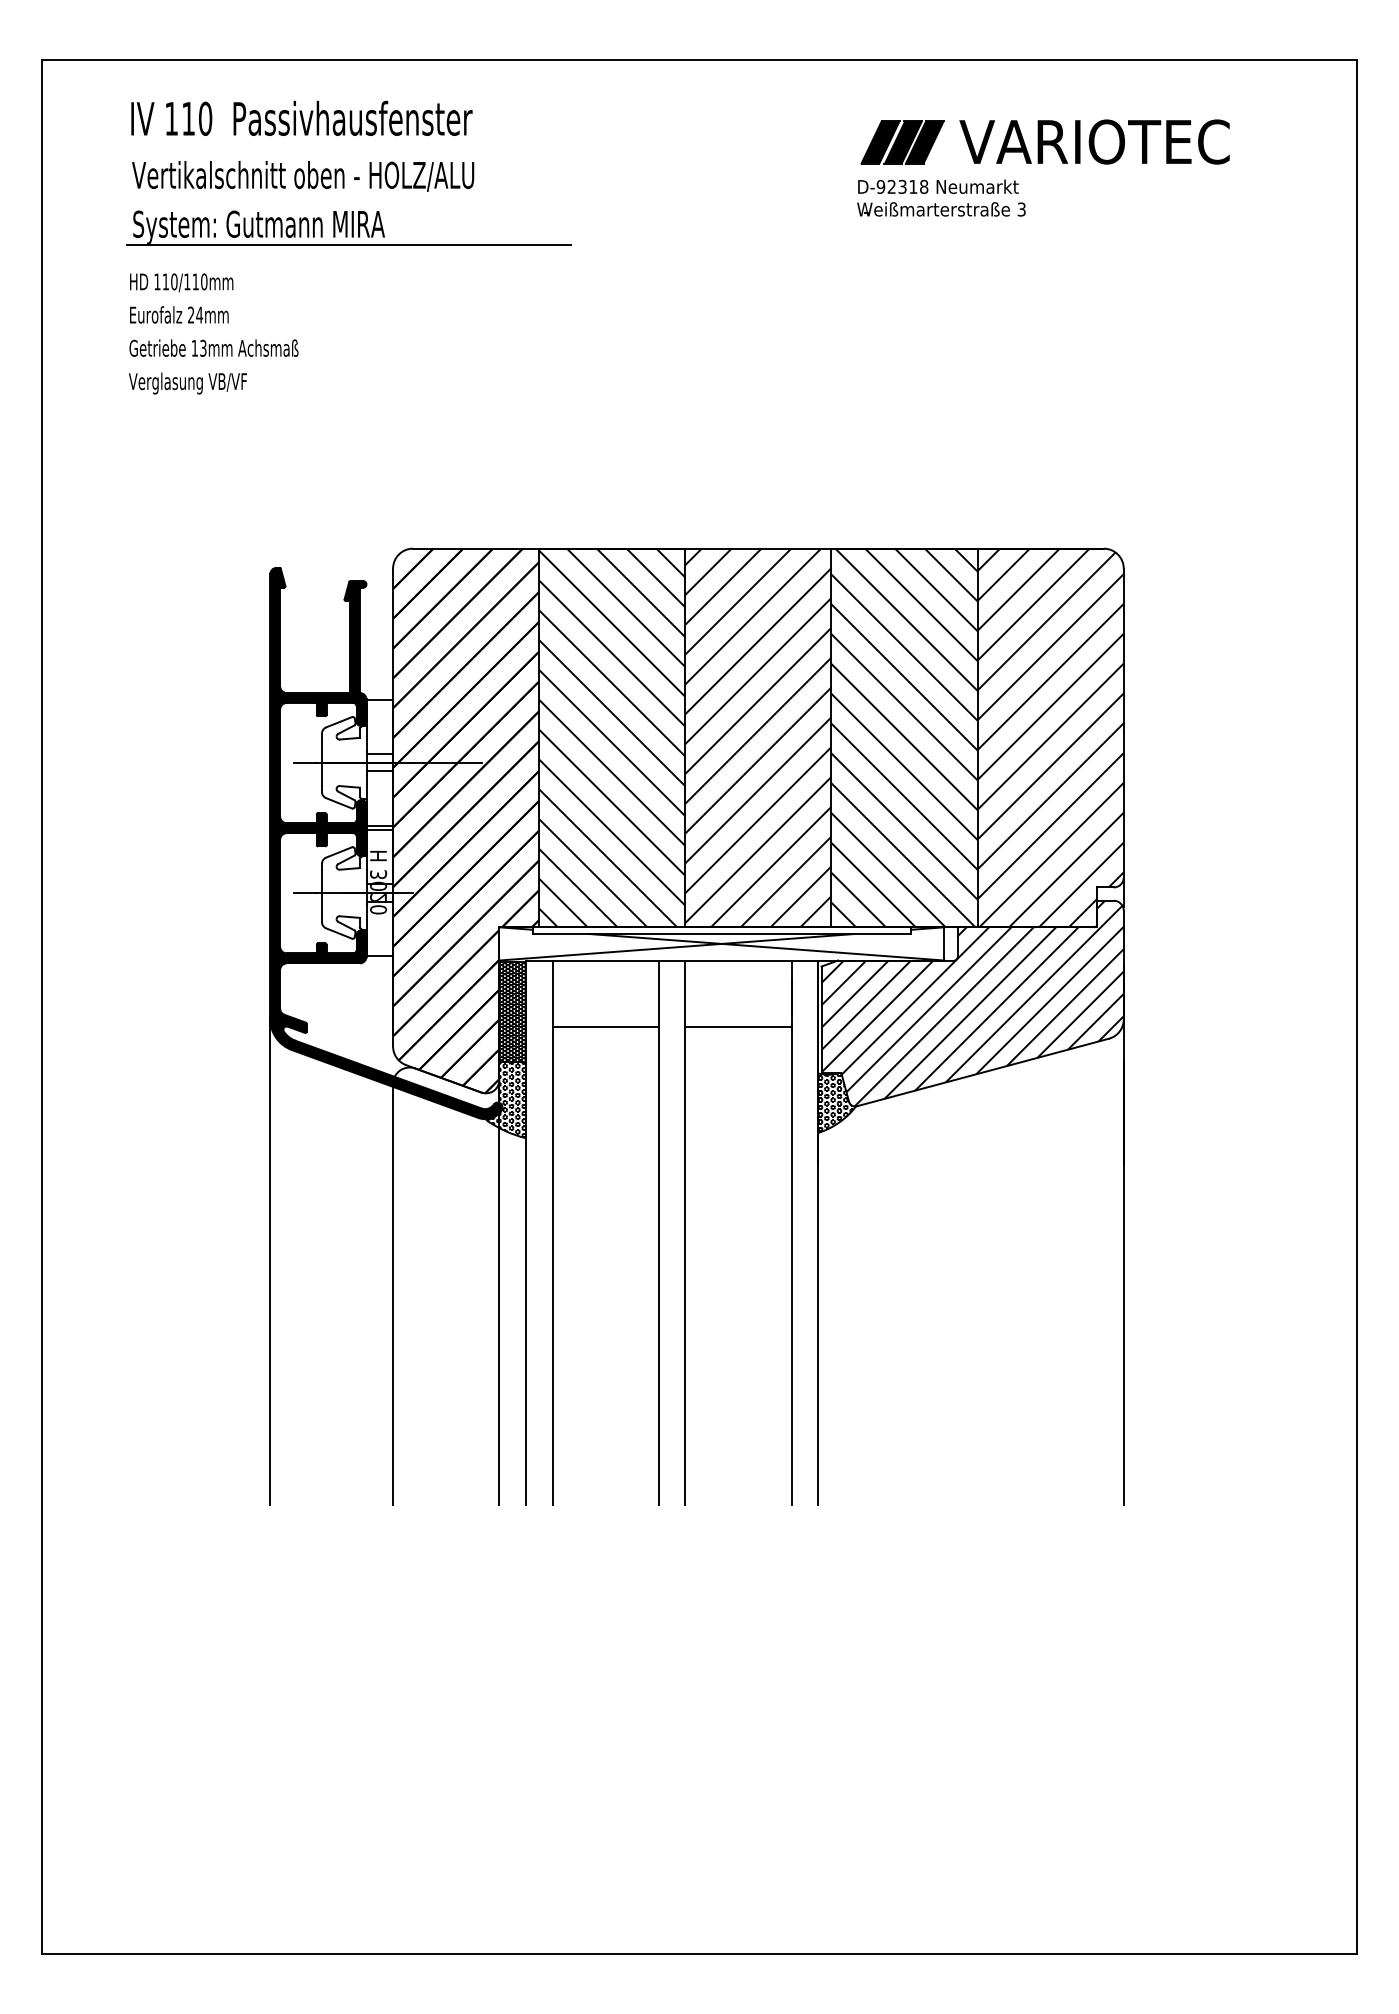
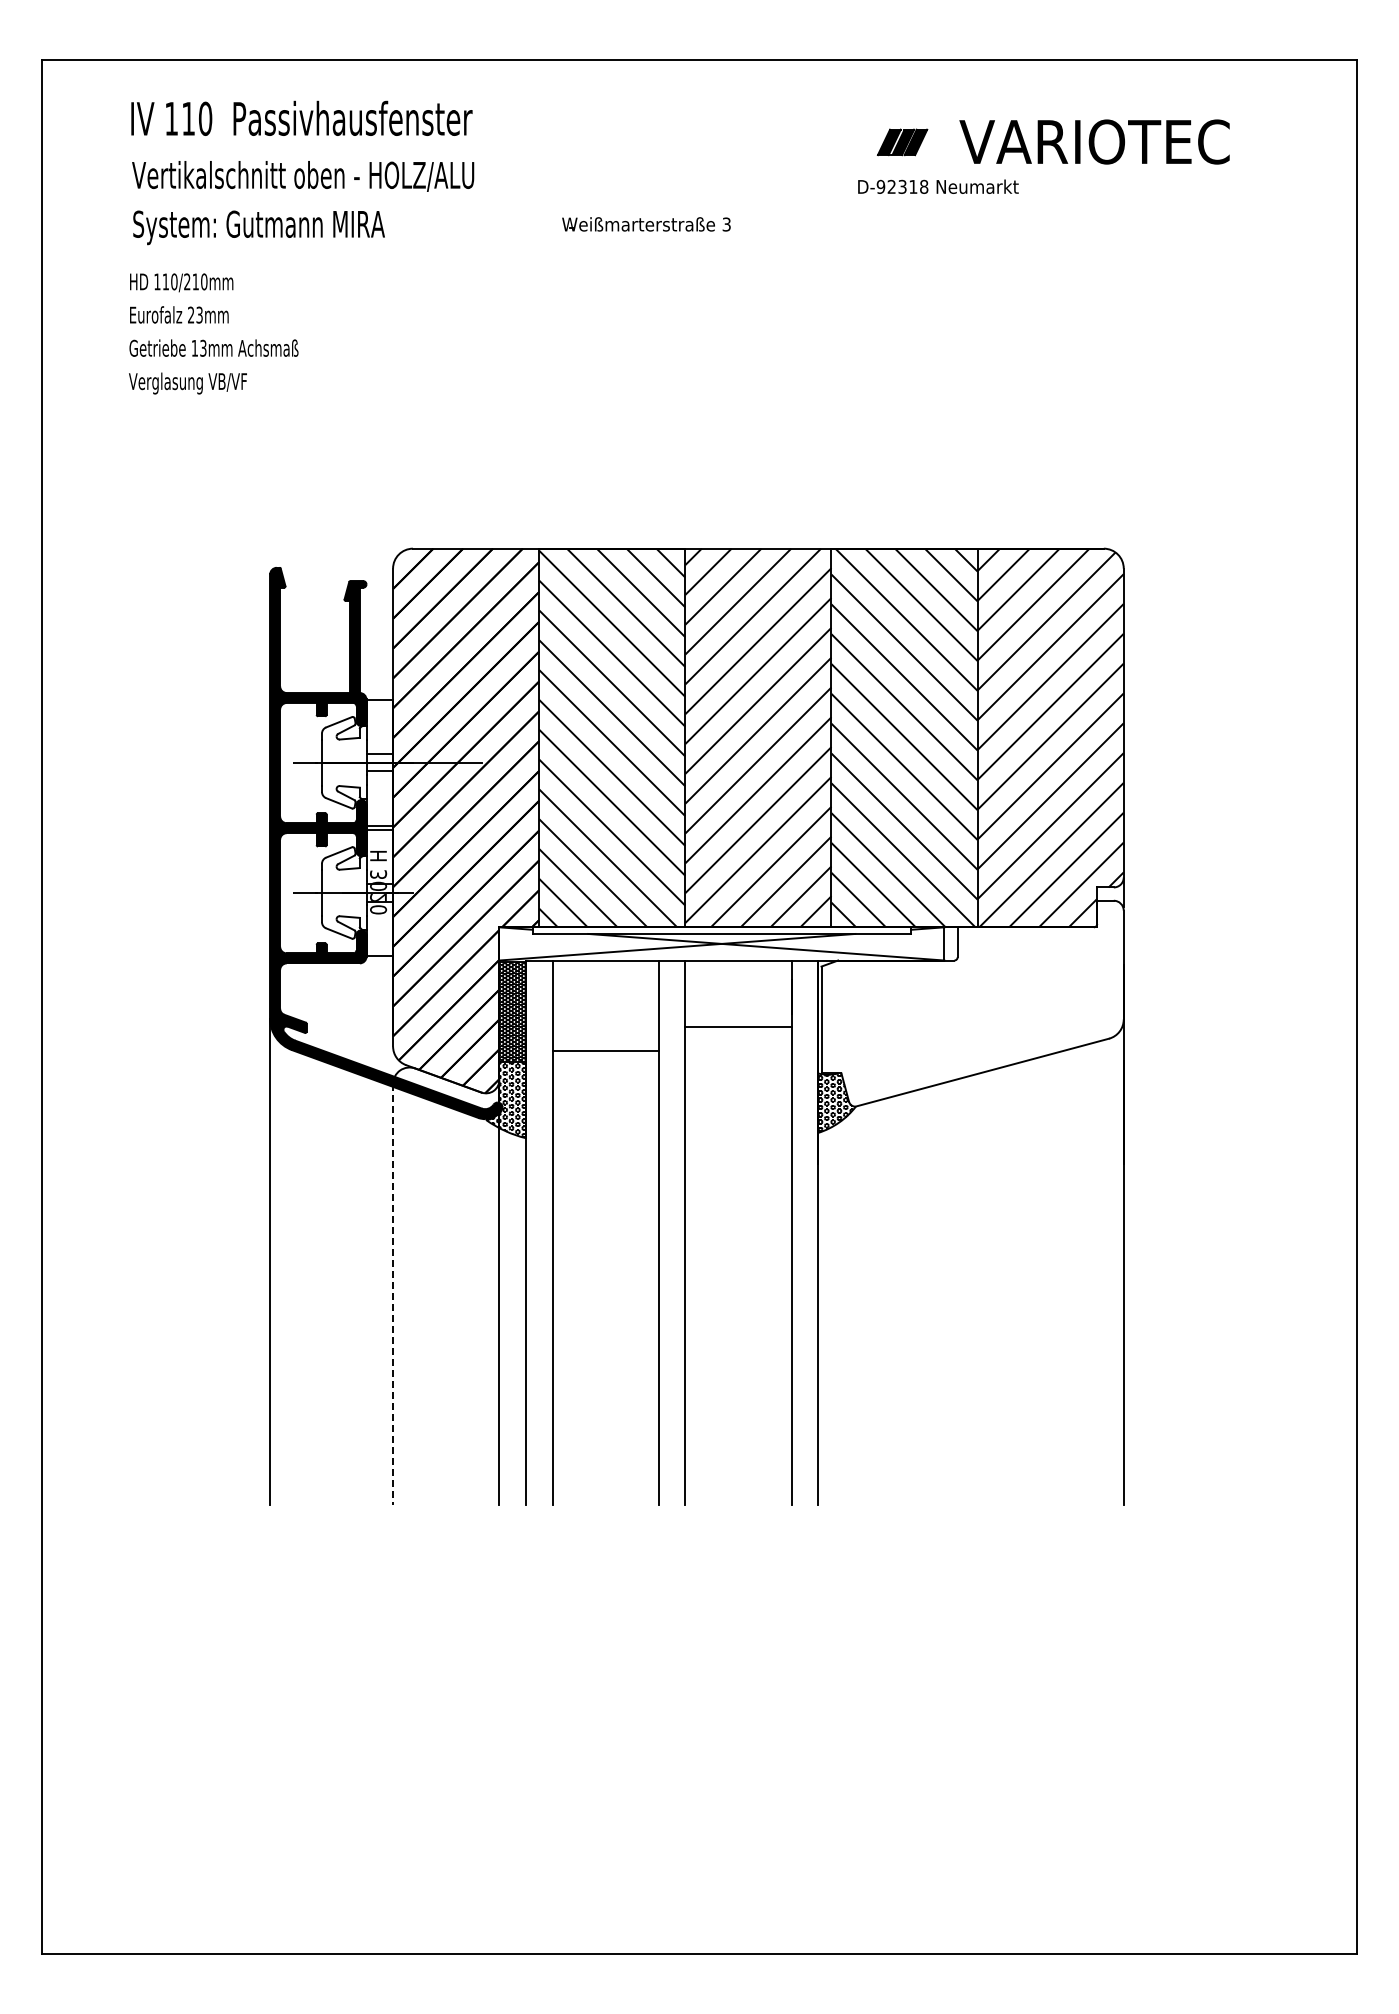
part size: 85x45 px -> 53x29 px (902, 142)
part position: (941, 209) -> (646, 224) (646, 224)
line: present -> none (348, 245)
text: 110/110mm -> 110/210mm (187, 281)
text: 24mm -> 23mm (199, 314)
hatch: present -> none (972, 1003)
line position: (605, 1026) -> (605, 1050) (605, 1050)
line: solid -> dashed (393, 1294)
